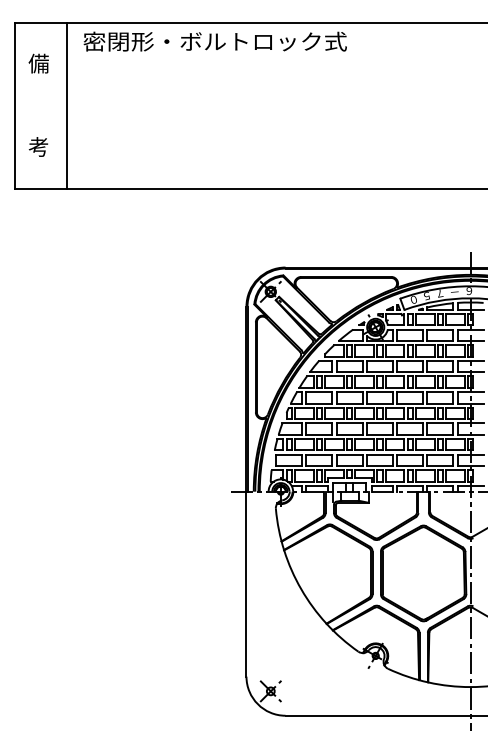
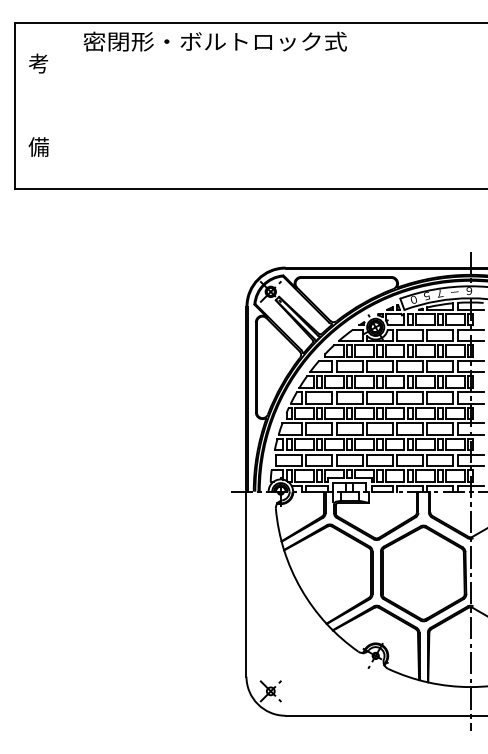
text: 備 -> 考 (38, 63)
line: present -> none (66, 105)
text: 考 -> 備 (38, 146)
